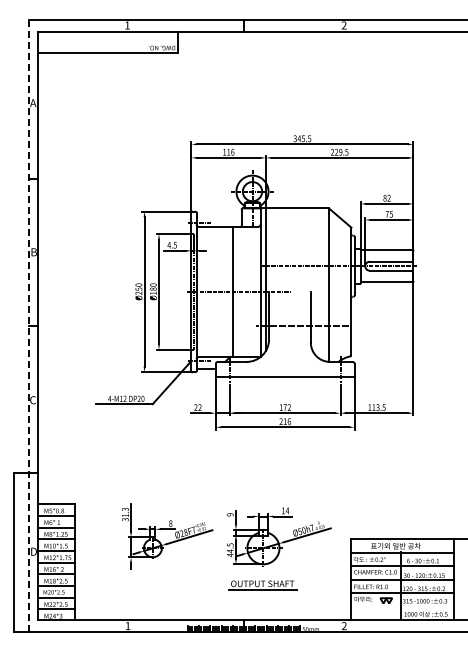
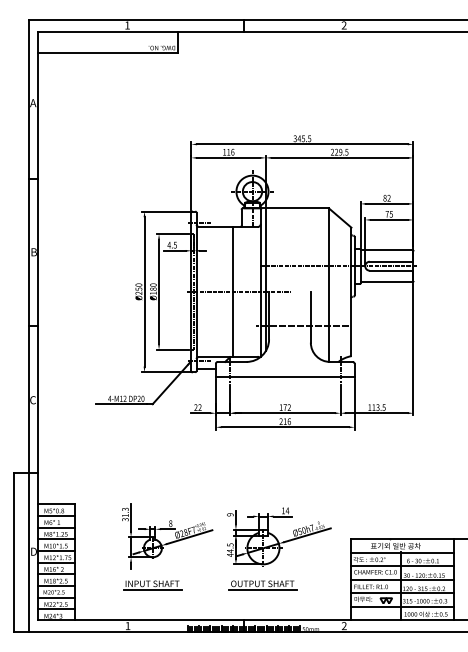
line: dashed -> solid (28, 325)
part: none -> present (152, 585)
line: none -> present (402, 606)
